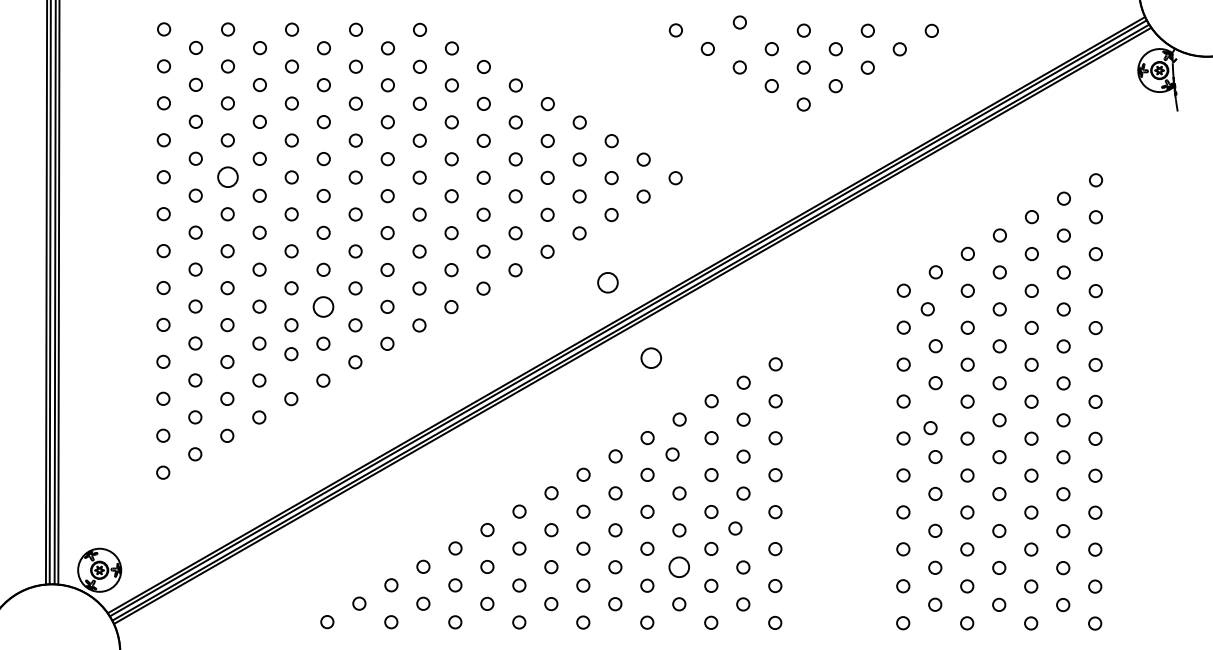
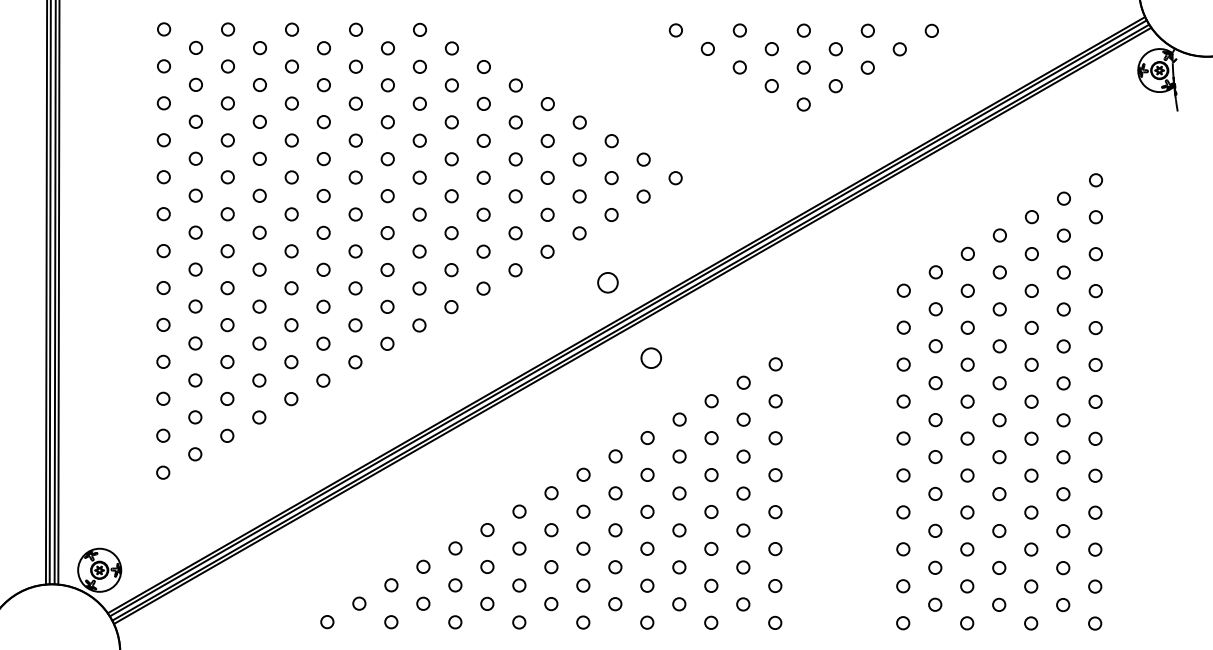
circle position: (739, 22) -> (739, 30) (739, 30)
circle size: 22x22 px -> 15x15 px (227, 177)
circle size: 23x22 px -> 15x15 px (323, 306)
circle position: (927, 309) -> (935, 309) (935, 309)
circle position: (291, 354) -> (291, 362) (291, 362)
circle position: (930, 428) -> (935, 420) (935, 420)
circle position: (672, 454) -> (679, 456) (679, 456)
circle position: (735, 528) -> (743, 530) (743, 530)
circle size: 22x22 px -> 15x15 px (679, 567)
